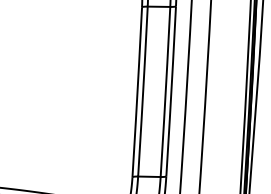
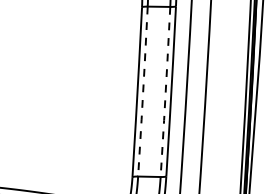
line: solid -> dashed (143, 92)
line: solid -> dashed (165, 92)
